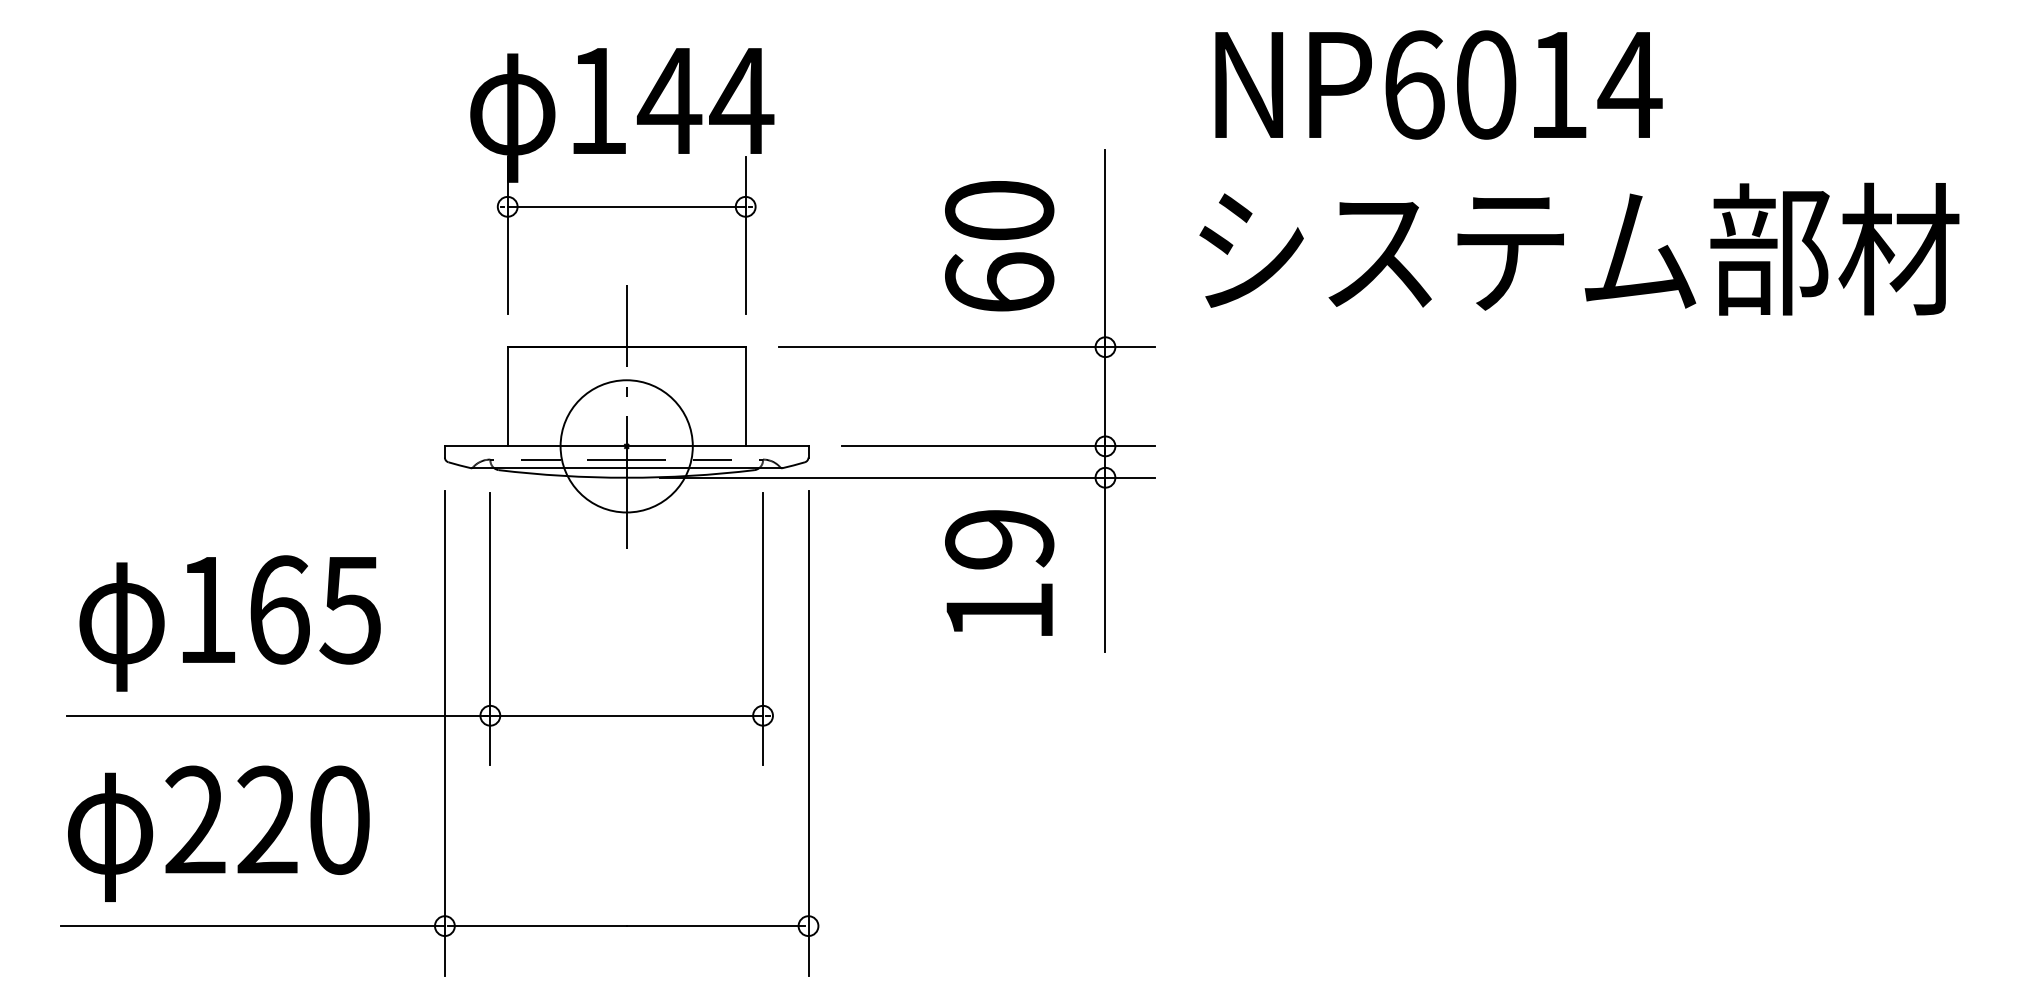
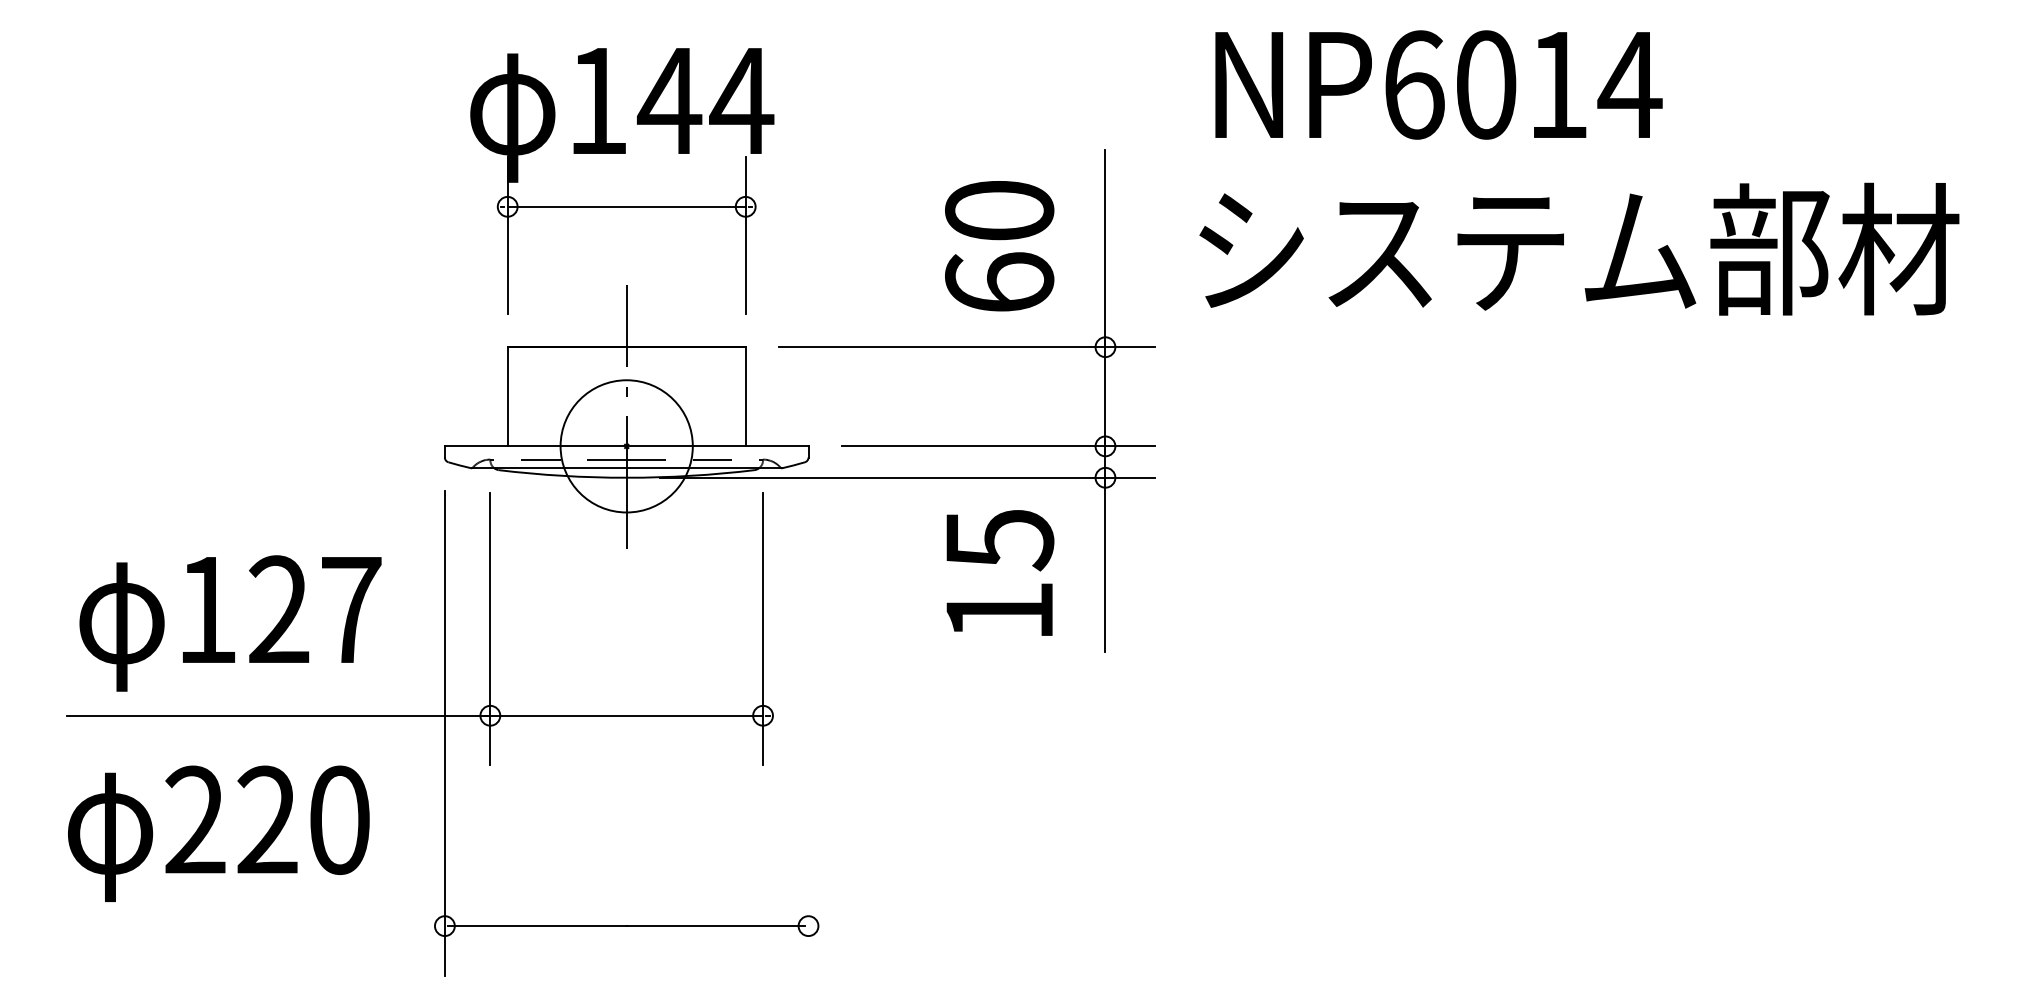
text: 19 -> 15 (999, 540)
text: 165 -> 127 (315, 609)
line: present -> none (808, 732)
line: present -> none (252, 926)
